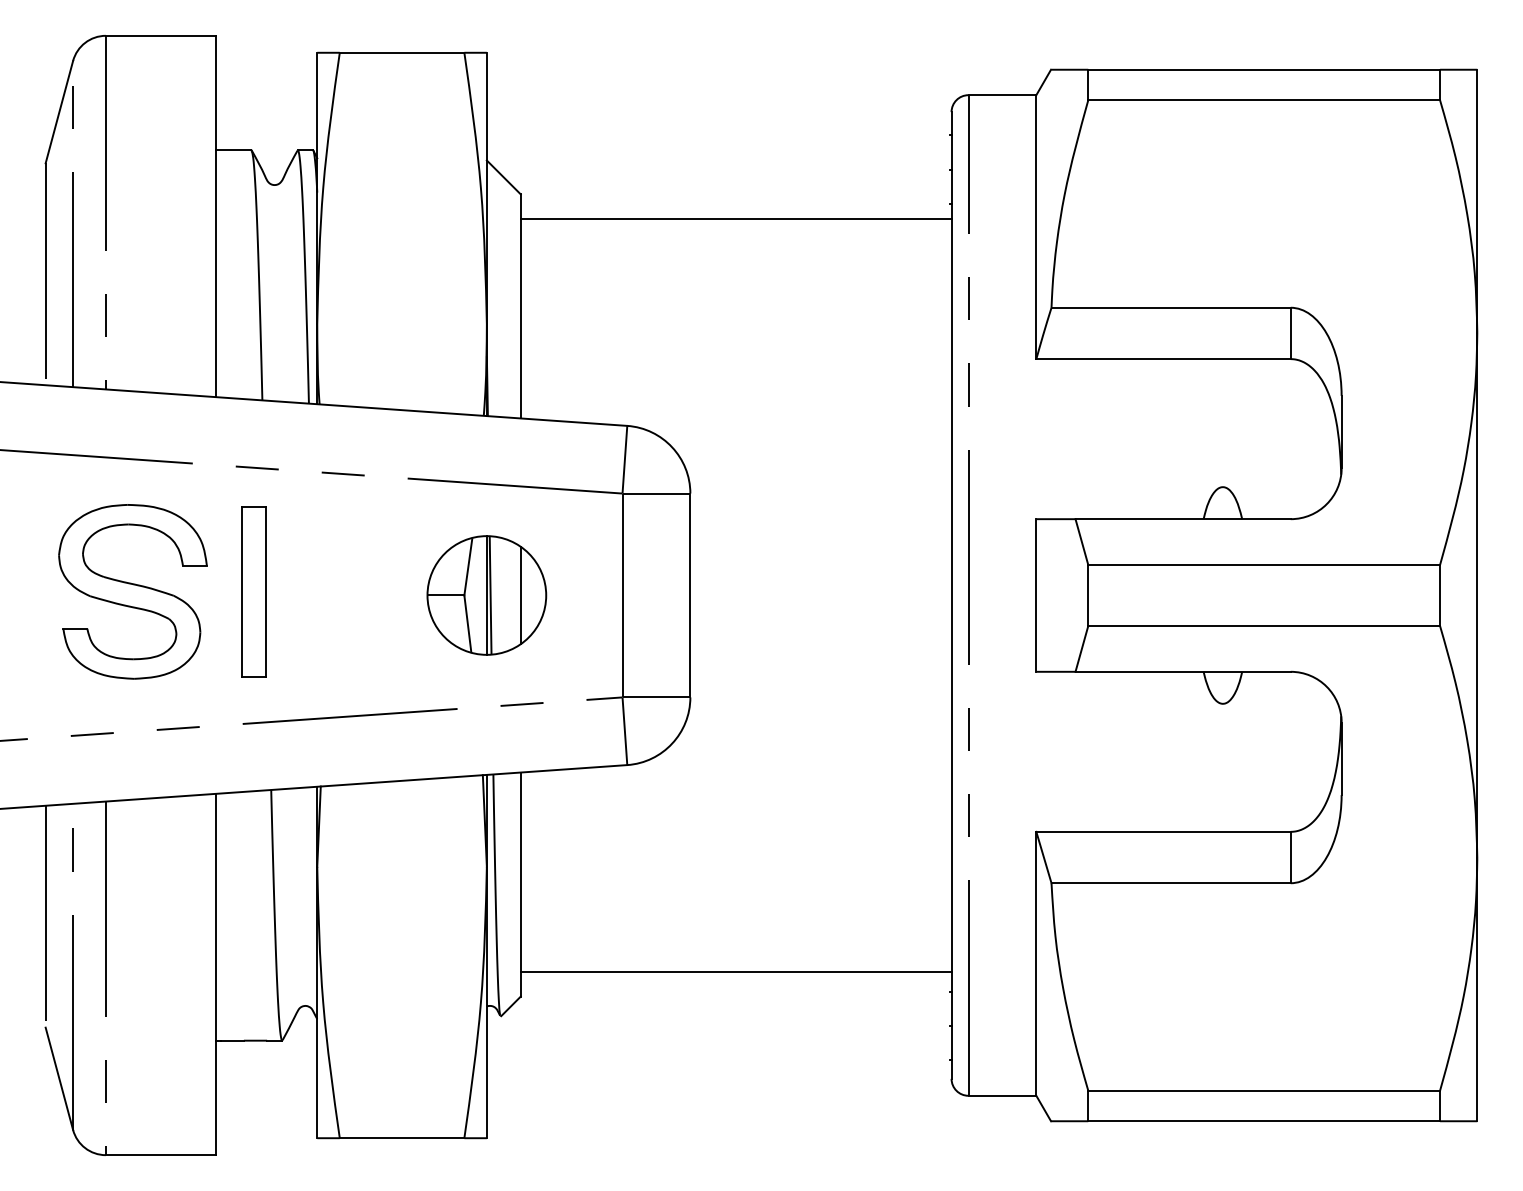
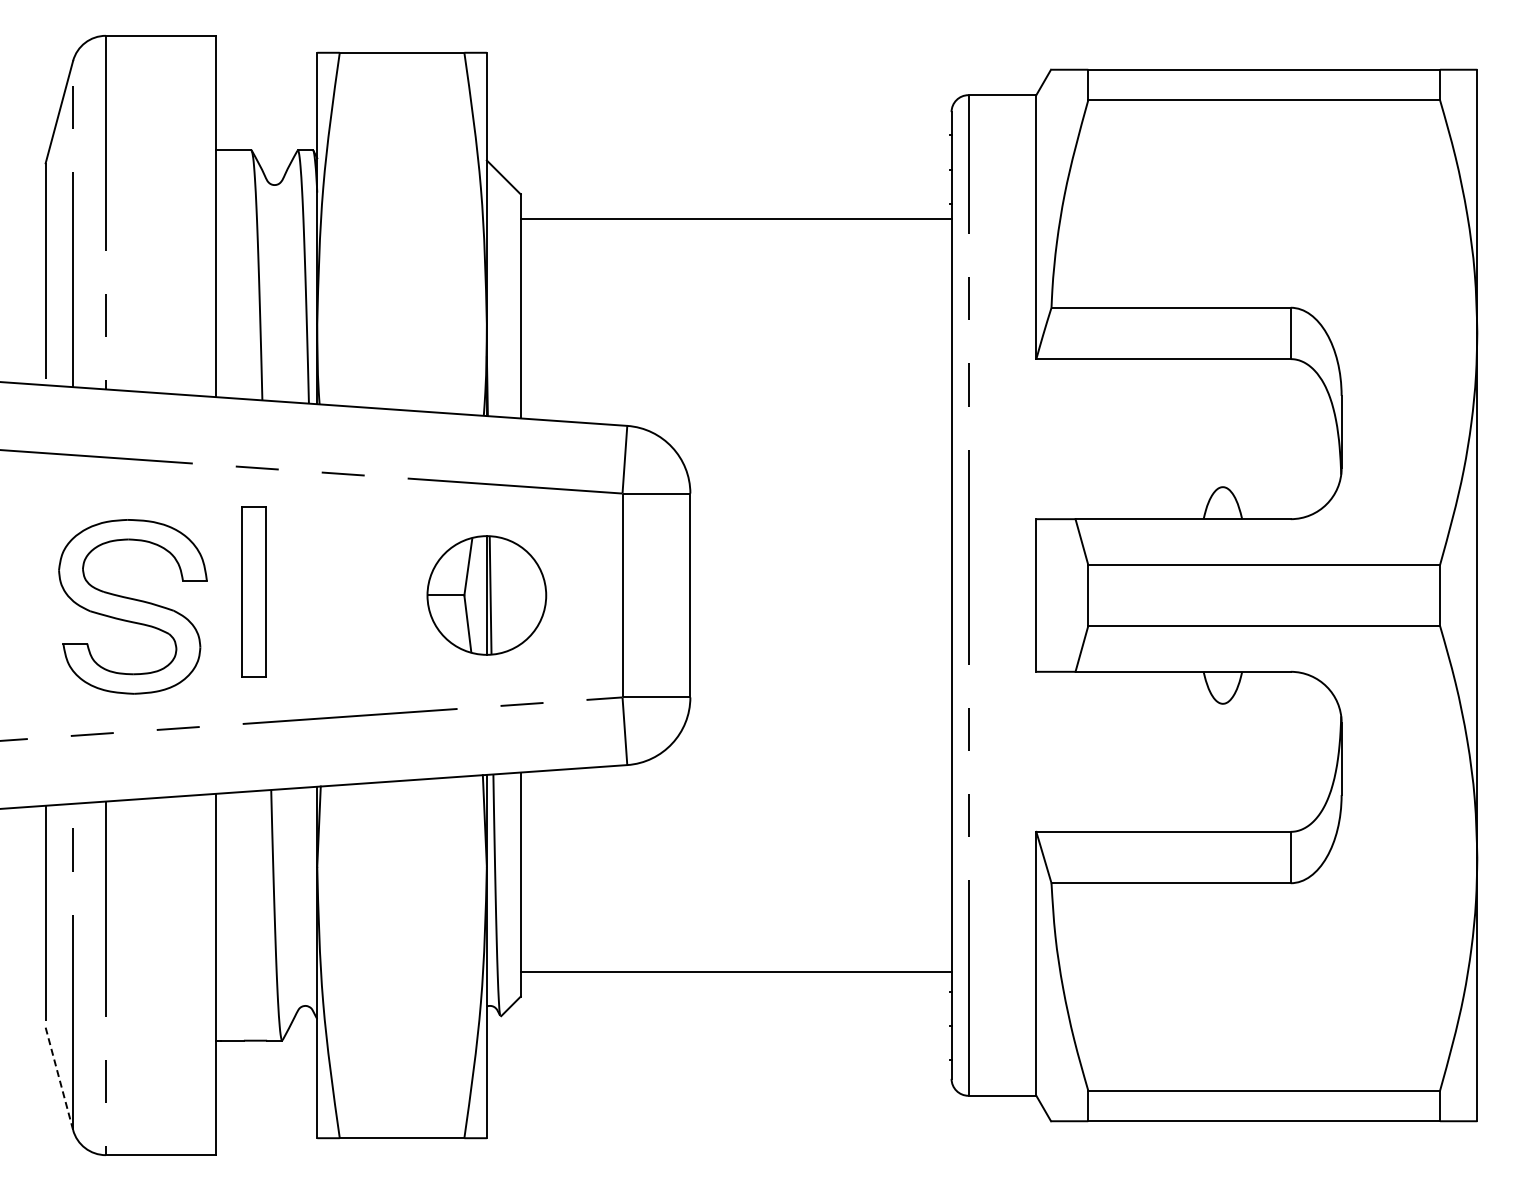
part position: (132, 591) -> (132, 606) (132, 606)
line: present -> none (520, 595)
line: solid -> dashed (59, 1078)
